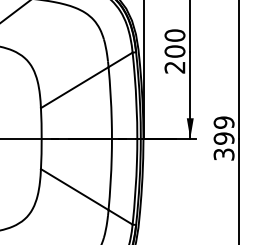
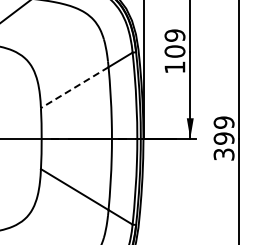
text: 200 -> 109 (174, 51)
line: solid -> dashed (74, 87)
